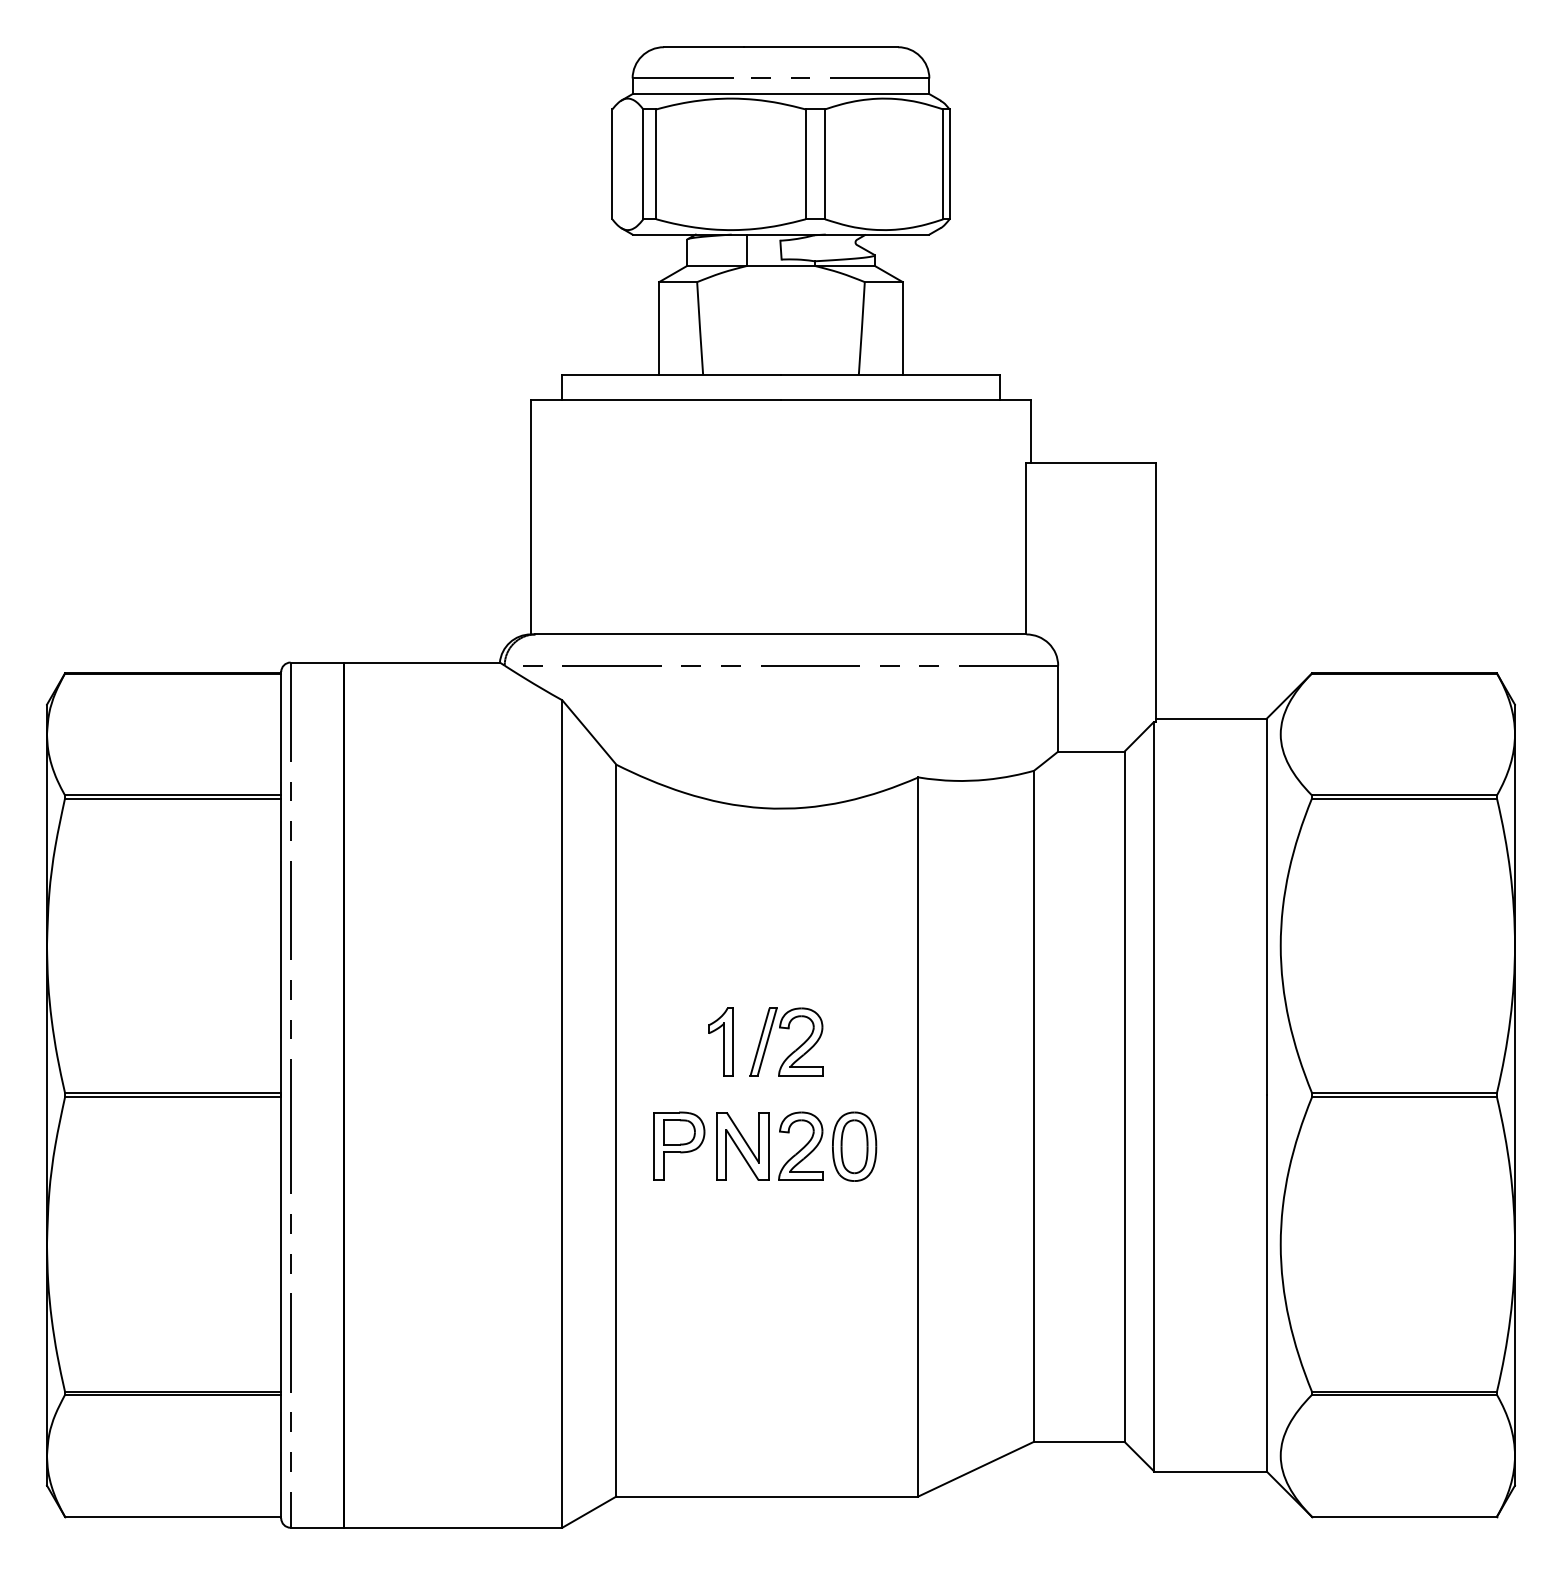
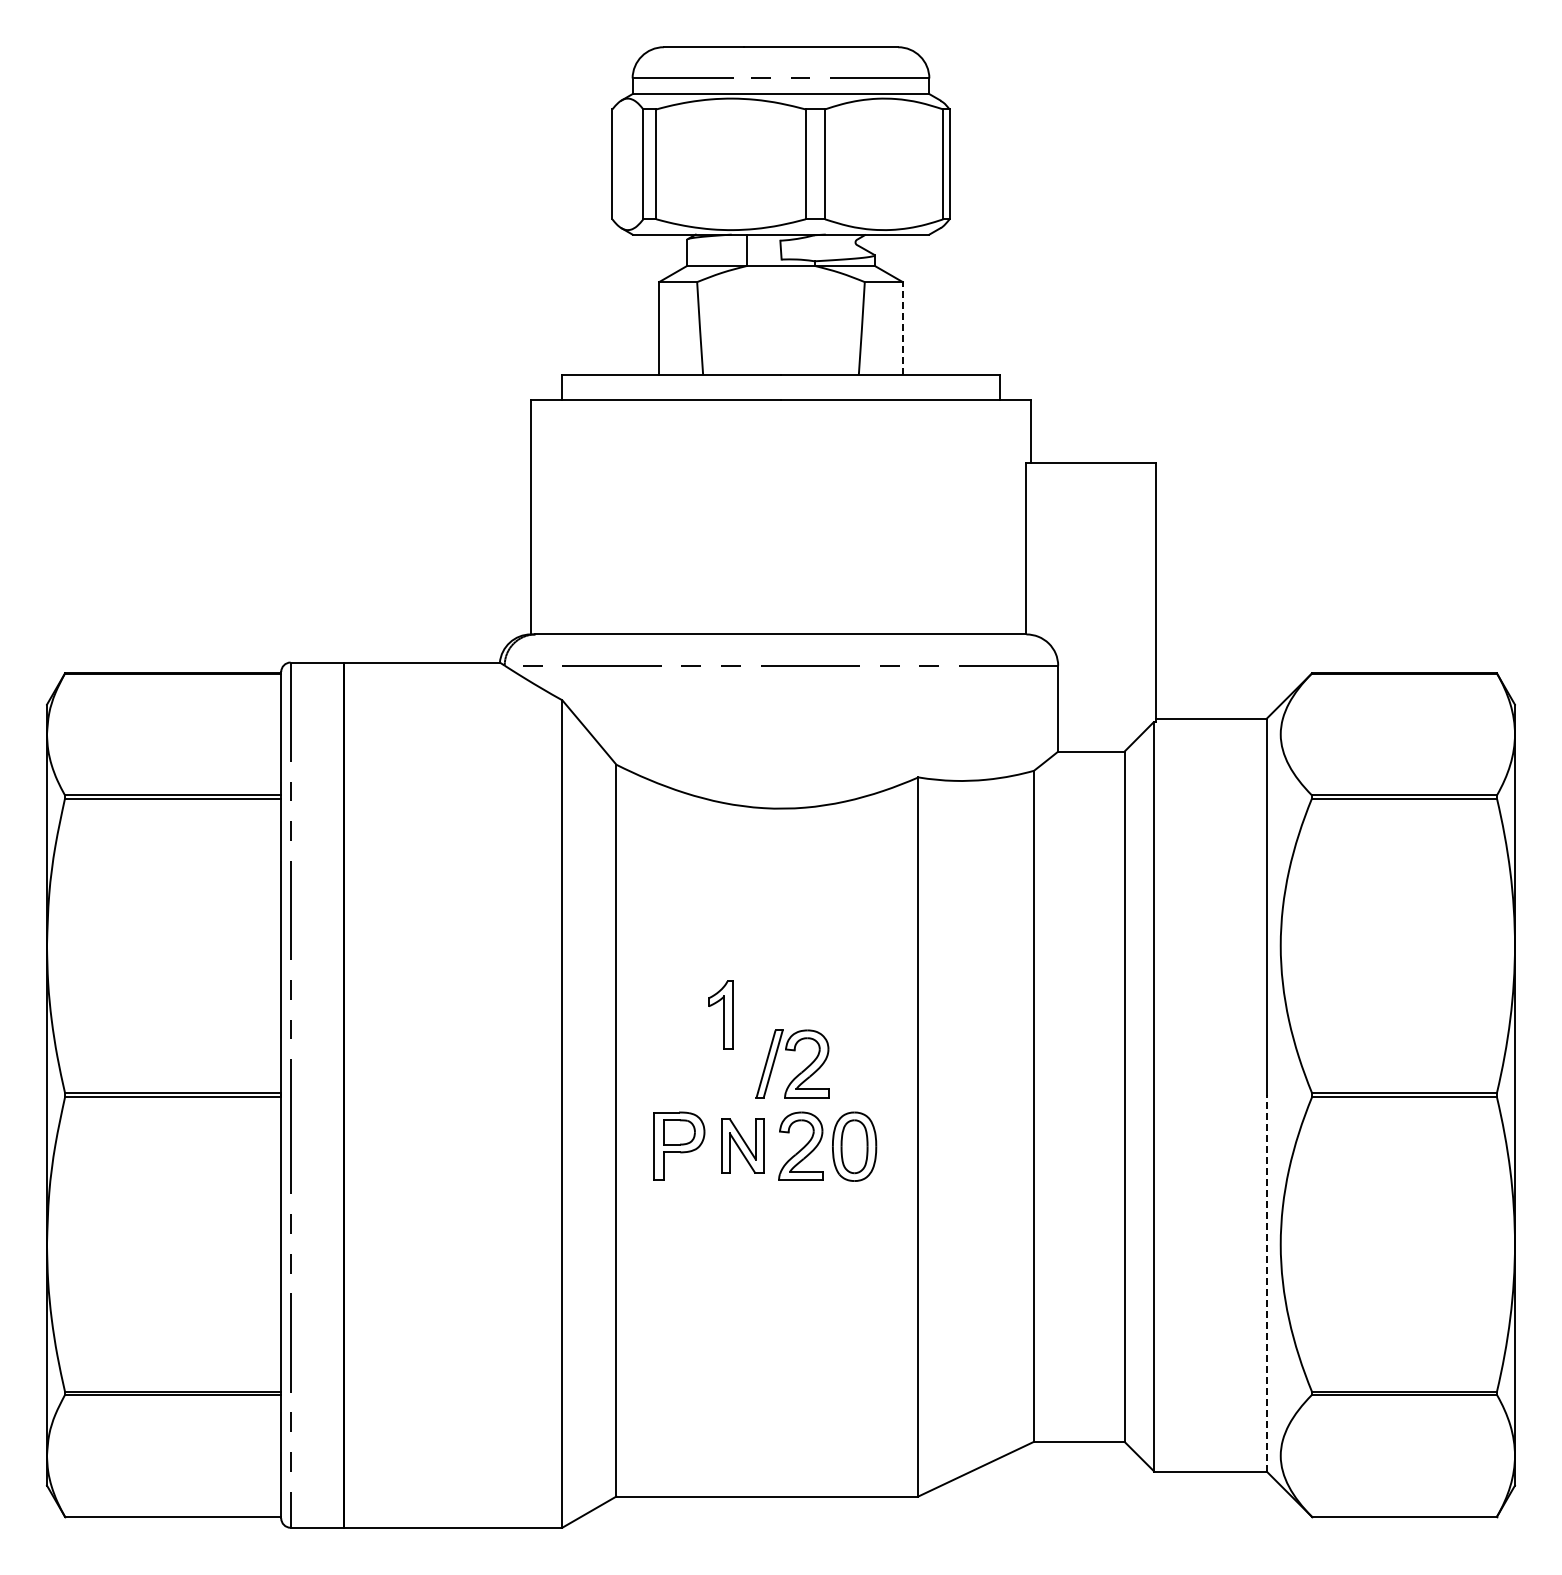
line: solid -> dashed (902, 328)
part position: (787, 1029) -> (793, 1051) (793, 1051)
part position: (720, 1041) -> (720, 1014) (720, 1014)
part size: 54x69 px -> 44x56 px (742, 1145)
line: solid -> dashed (1266, 1282)
